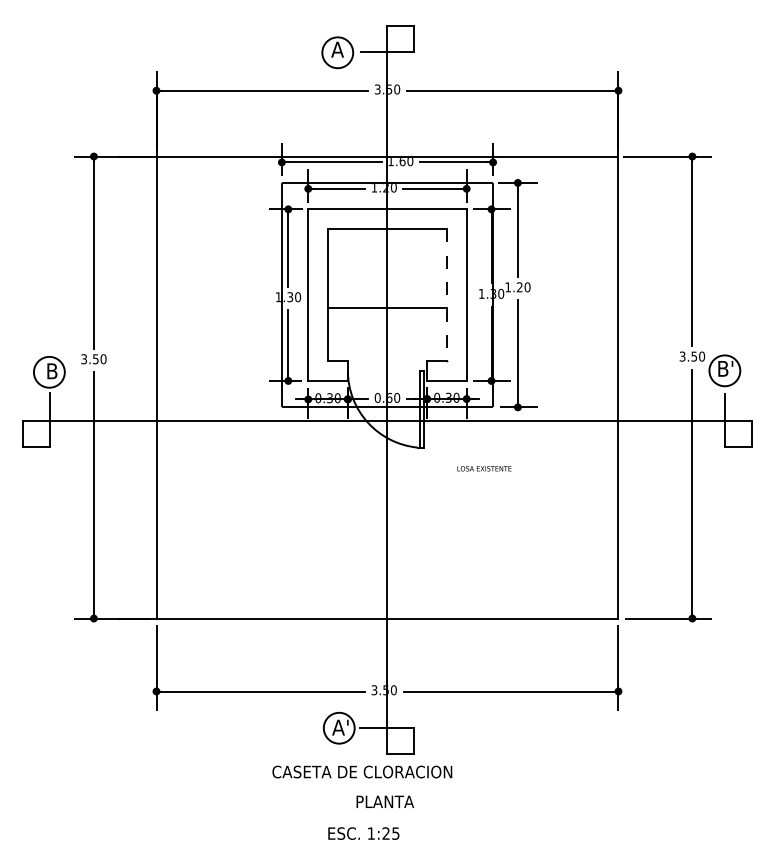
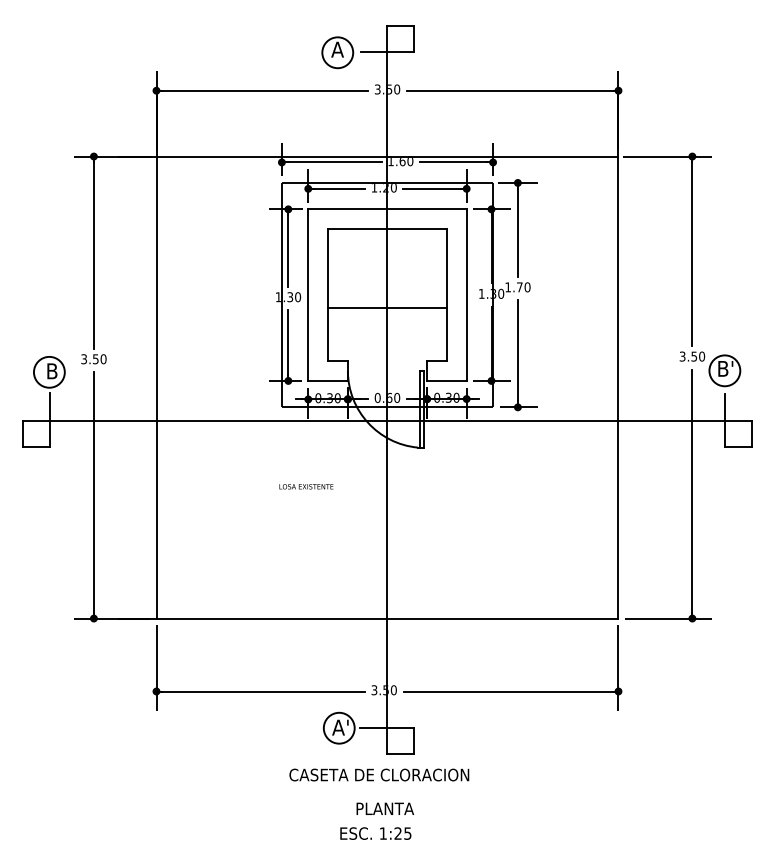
text: 1.20 -> 1.70 (519, 287)
line: dashed -> solid (446, 295)
text position: (484, 468) -> (306, 486) (306, 486)
text position: (362, 771) -> (379, 774) (379, 774)
text position: (384, 801) -> (384, 808) (384, 808)
text position: (363, 833) -> (375, 833) (375, 833)
